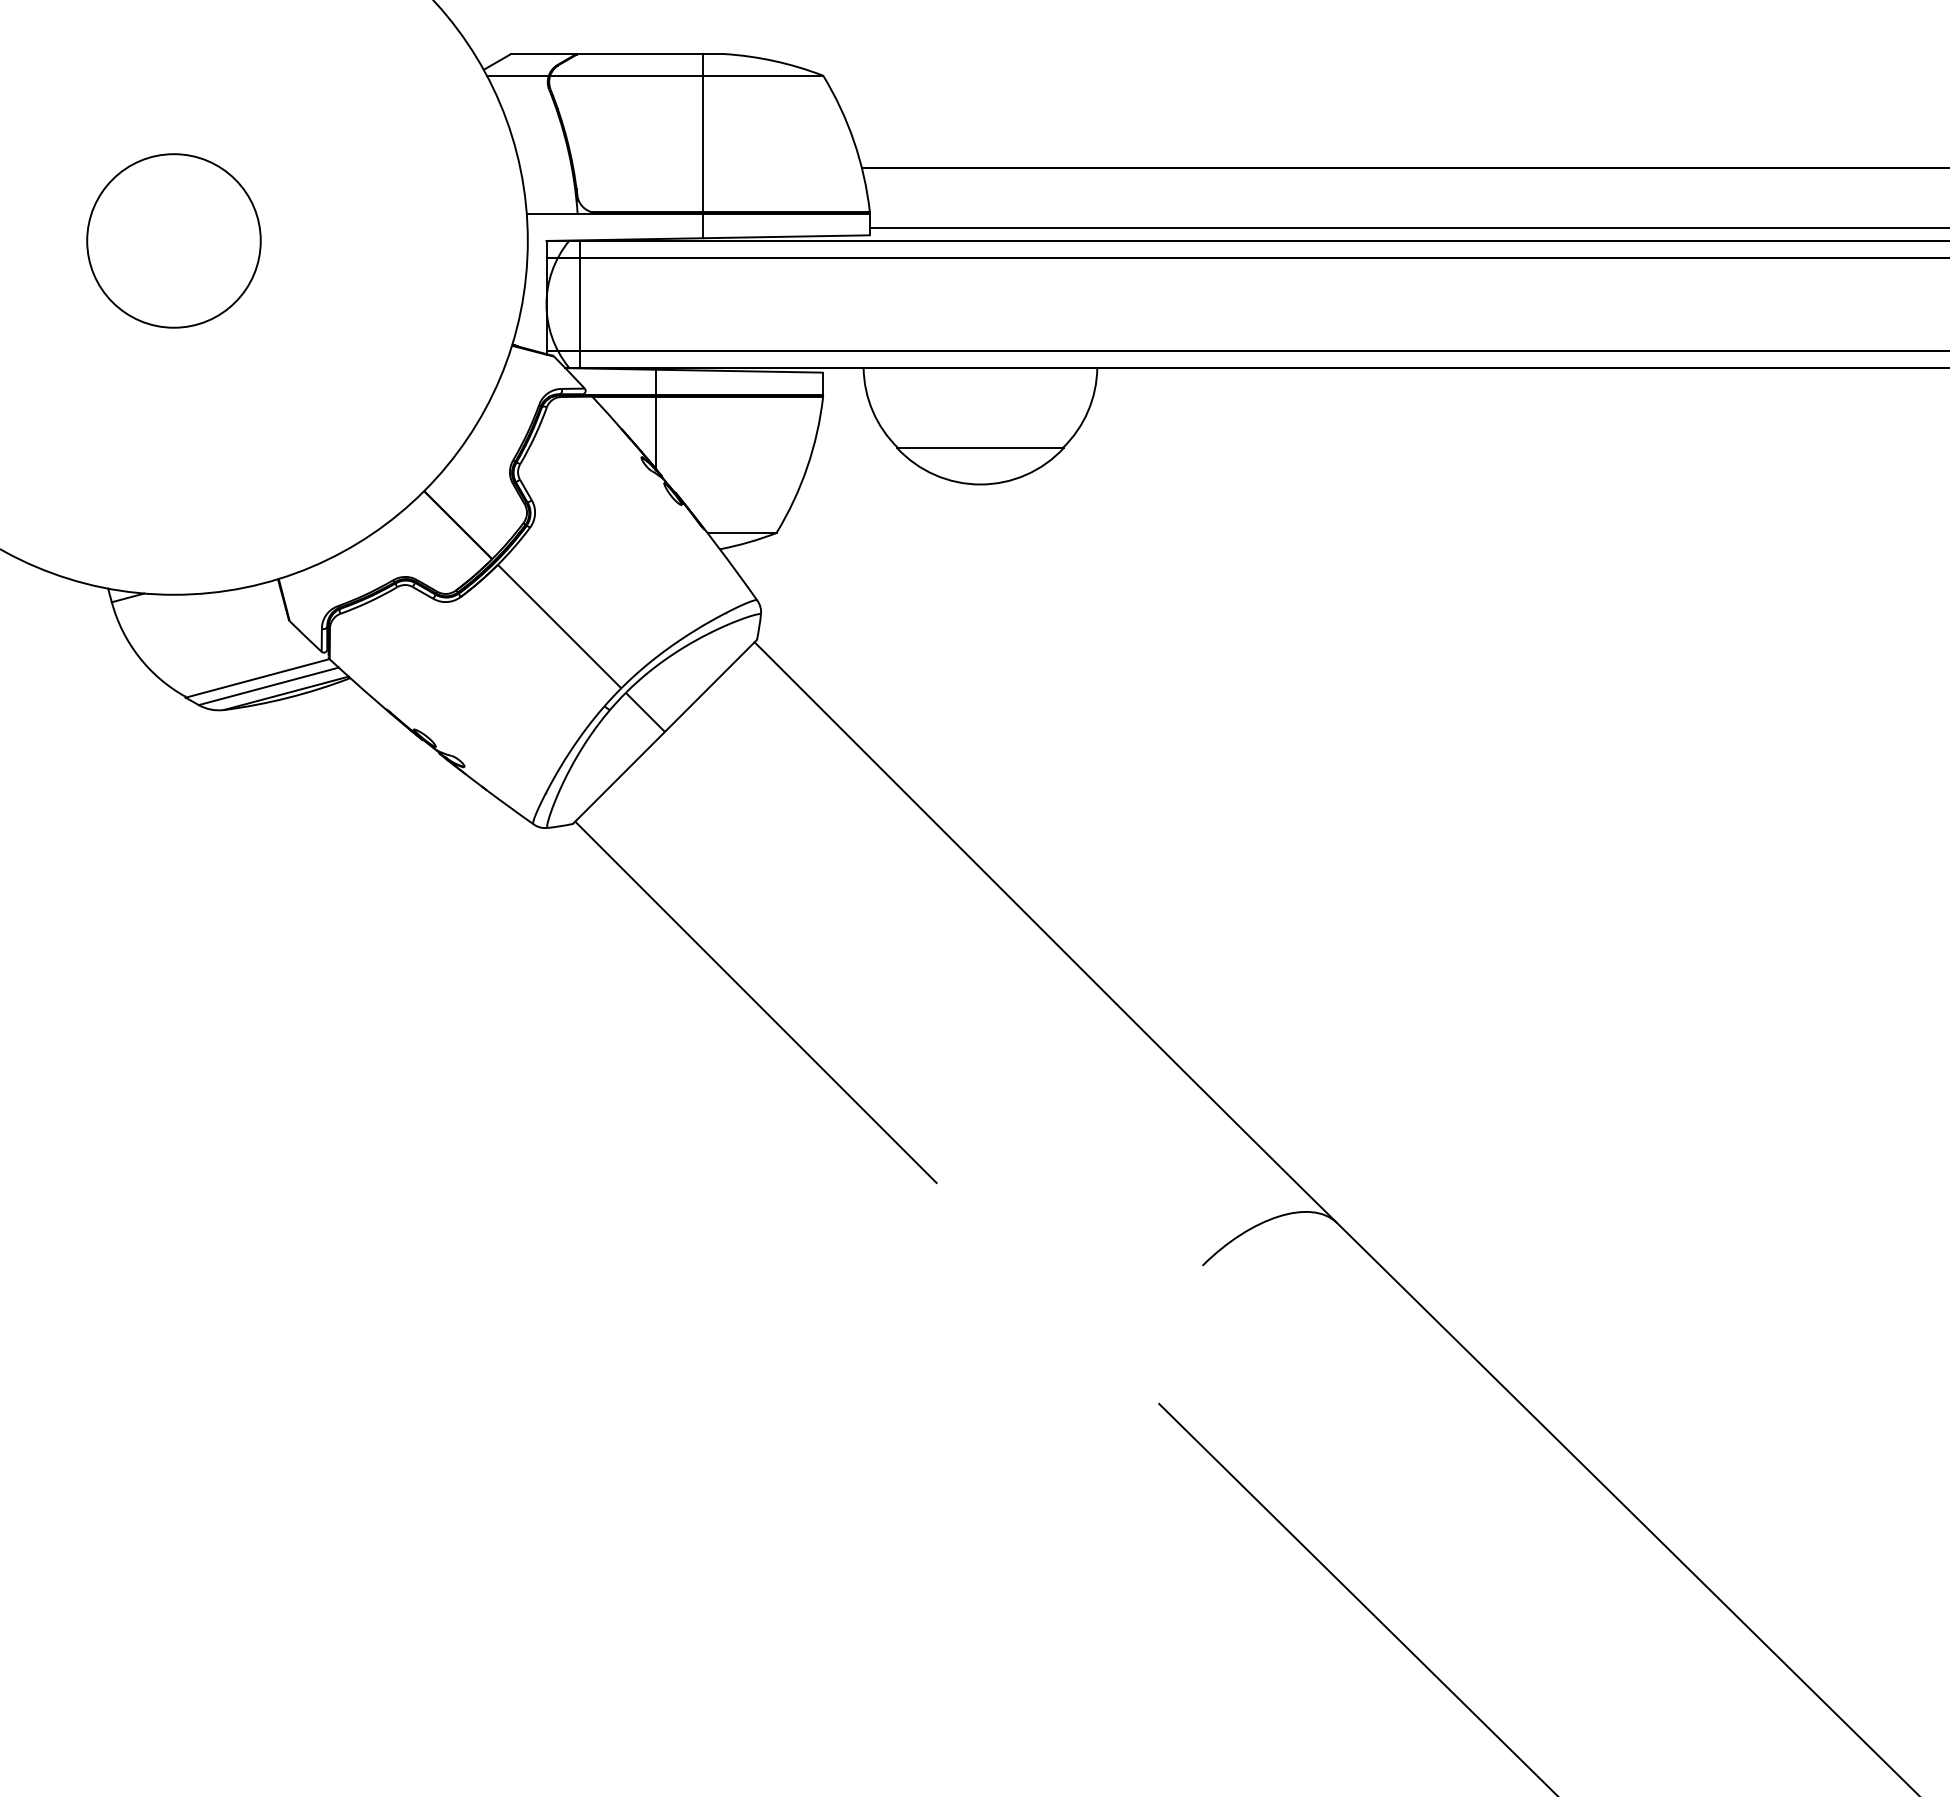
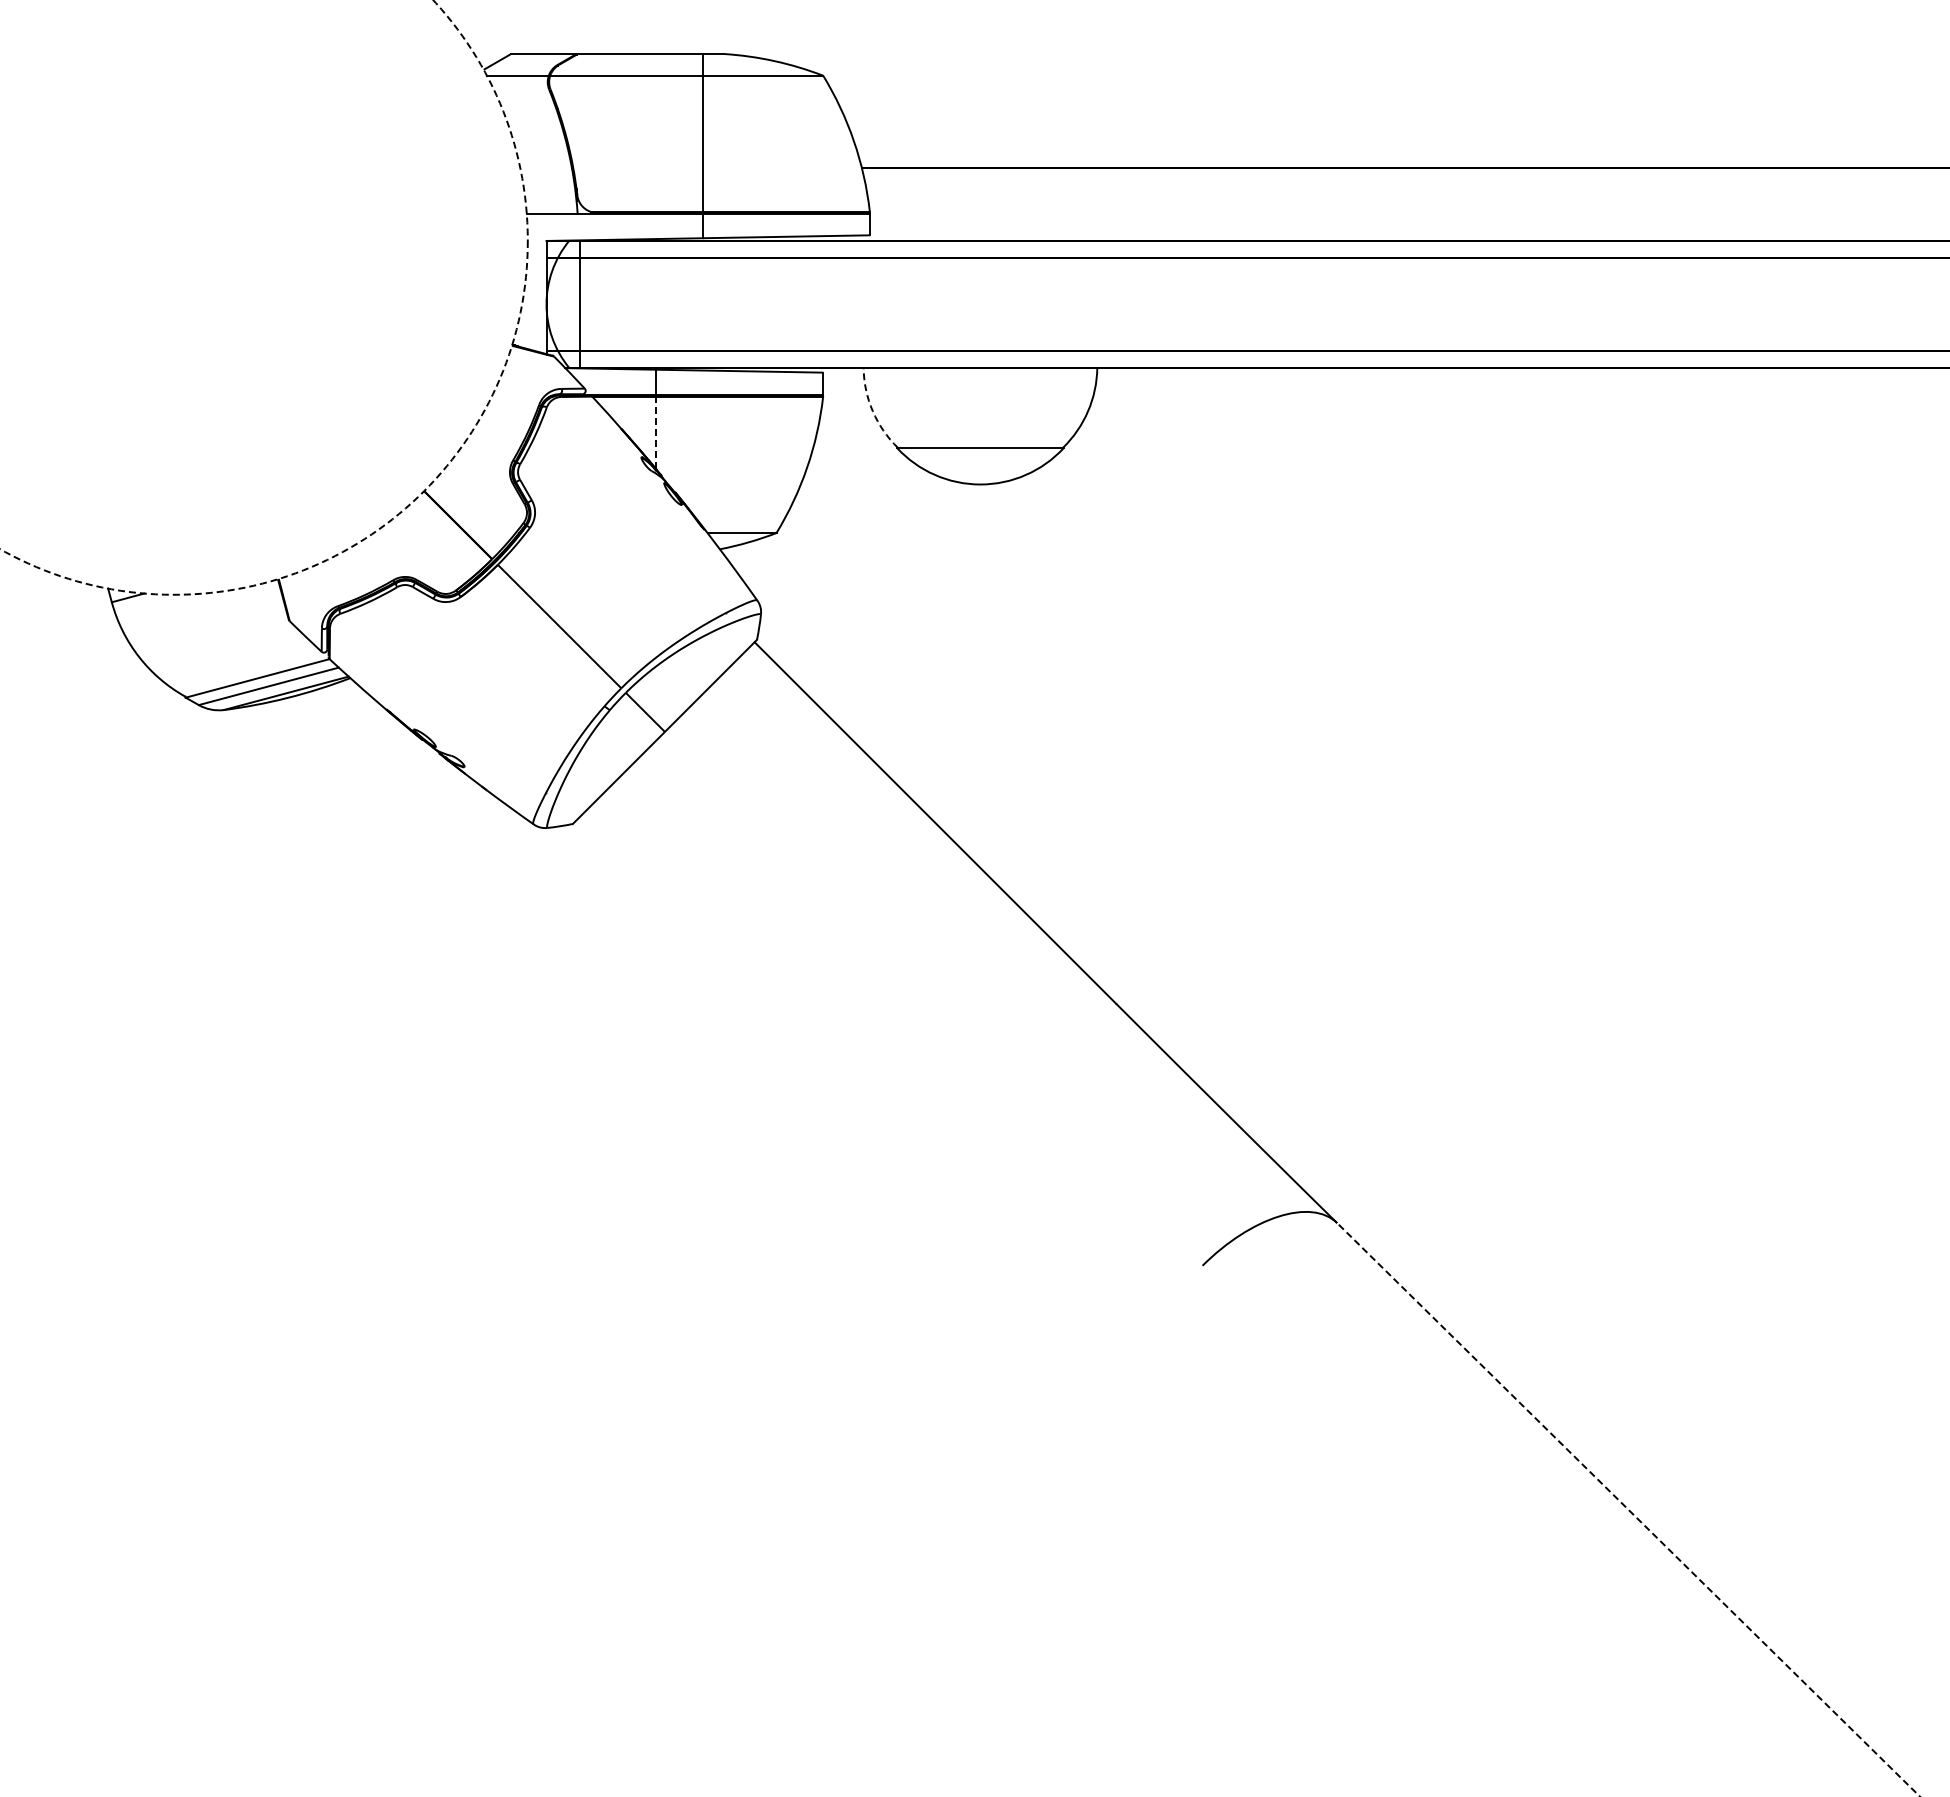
line: present -> none (1407, 227)
circle: present -> none (173, 240)
circle: solid -> dashed (263, 297)
arc: solid -> dashed (872, 411)
line: solid -> dashed (656, 432)
line: present -> none (755, 1002)
line: solid -> dashed (1628, 1509)
line: present -> none (1357, 1598)
